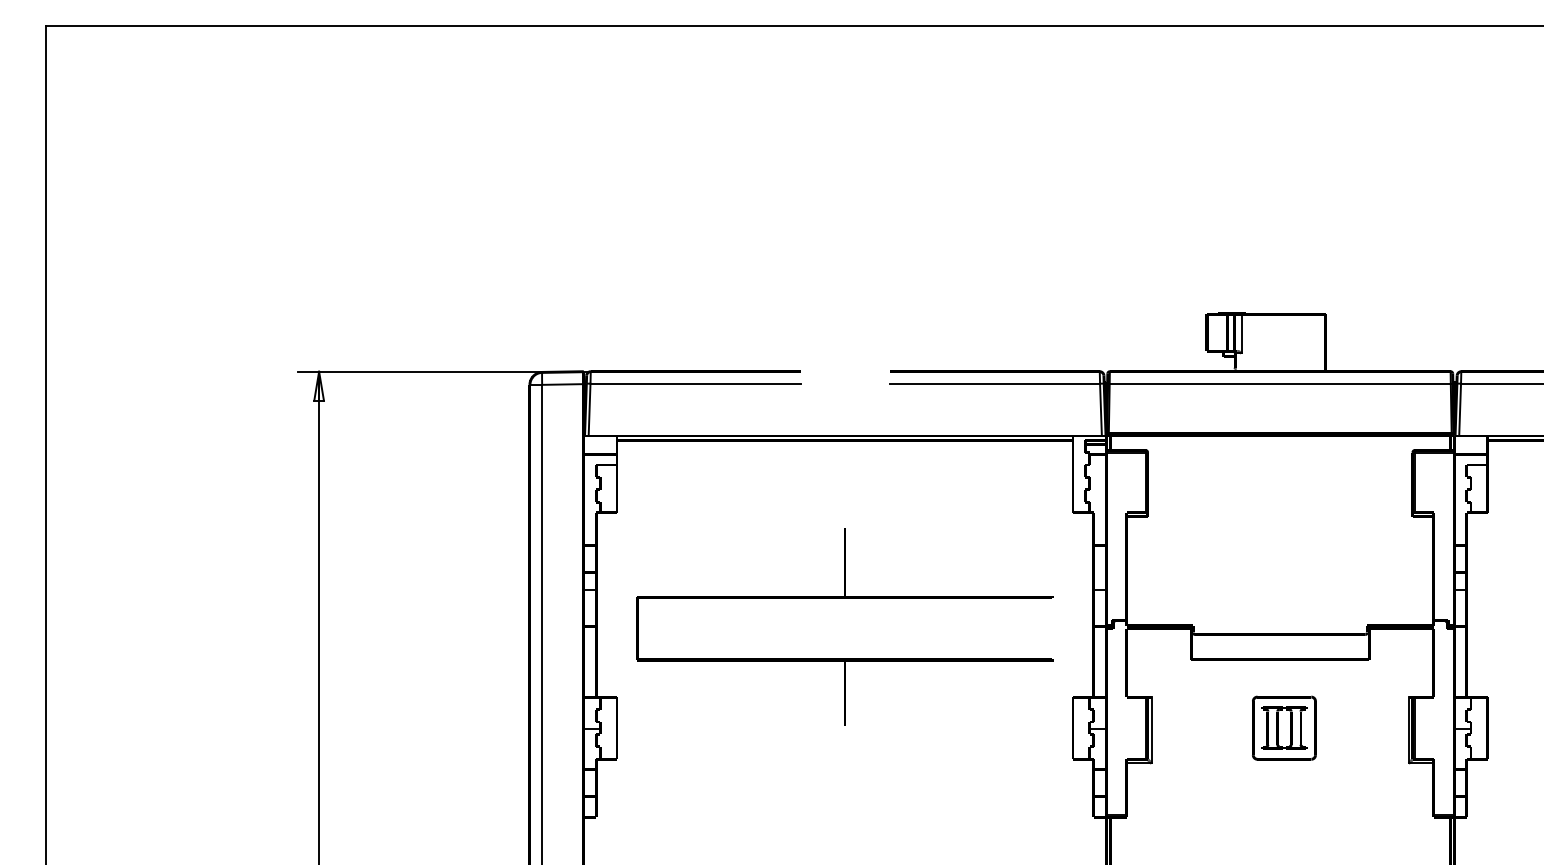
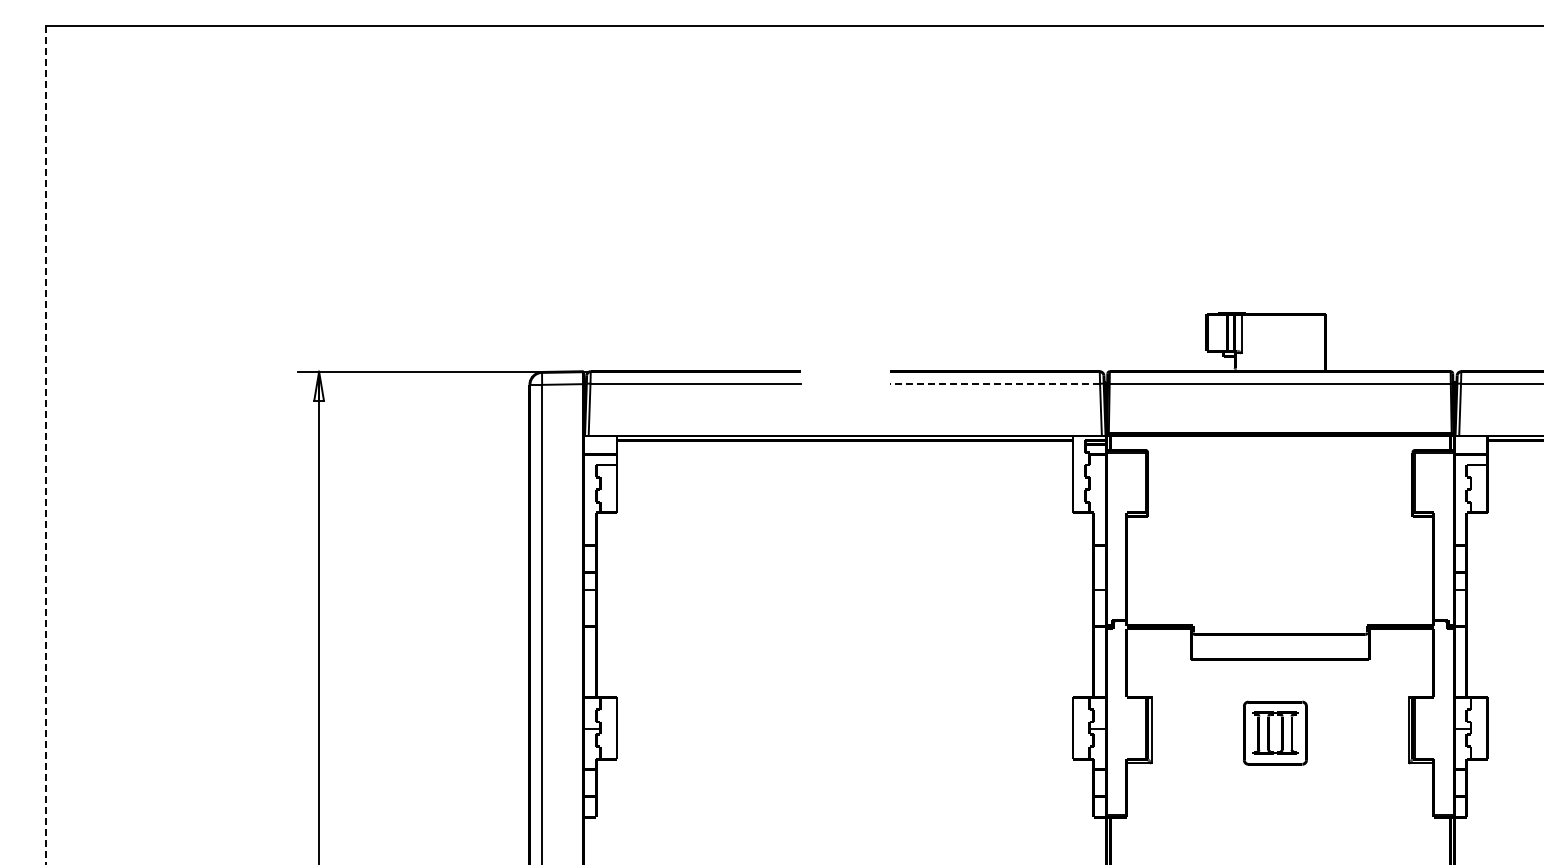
line: solid -> dashed (994, 383)
line: solid -> dashed (46, 445)
part: present -> none (844, 598)
part position: (1284, 727) -> (1275, 732) (1275, 732)
